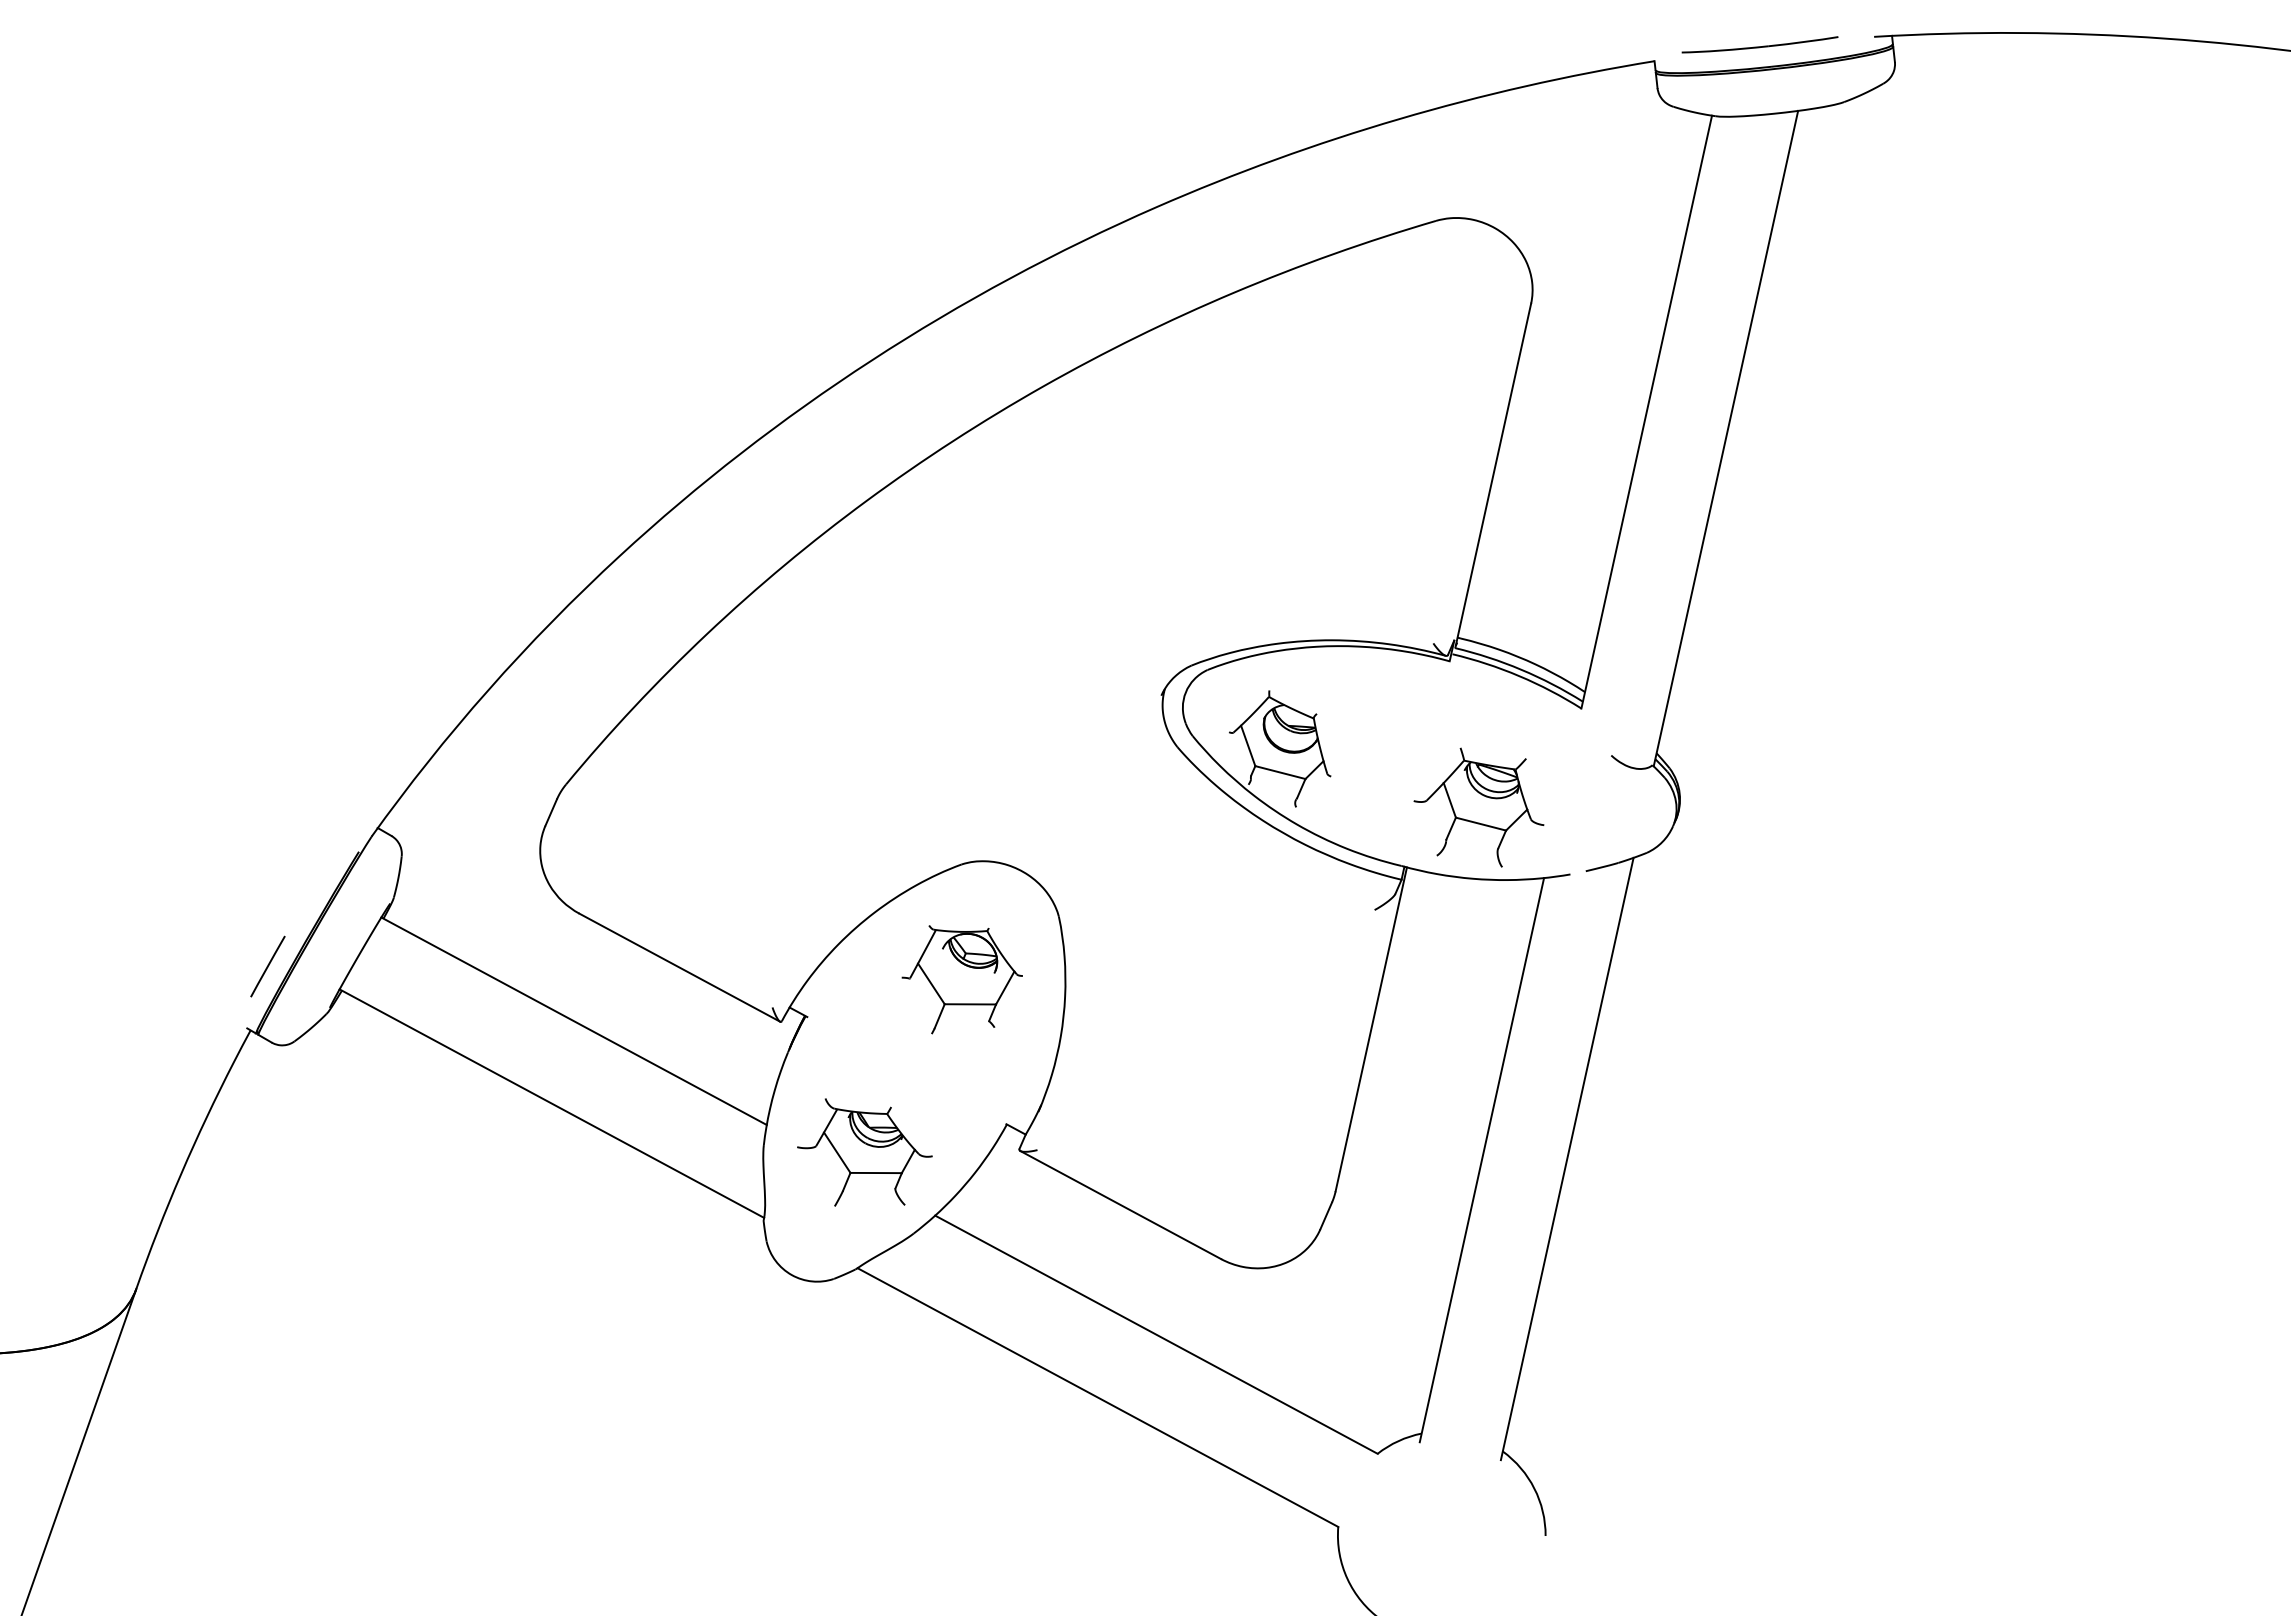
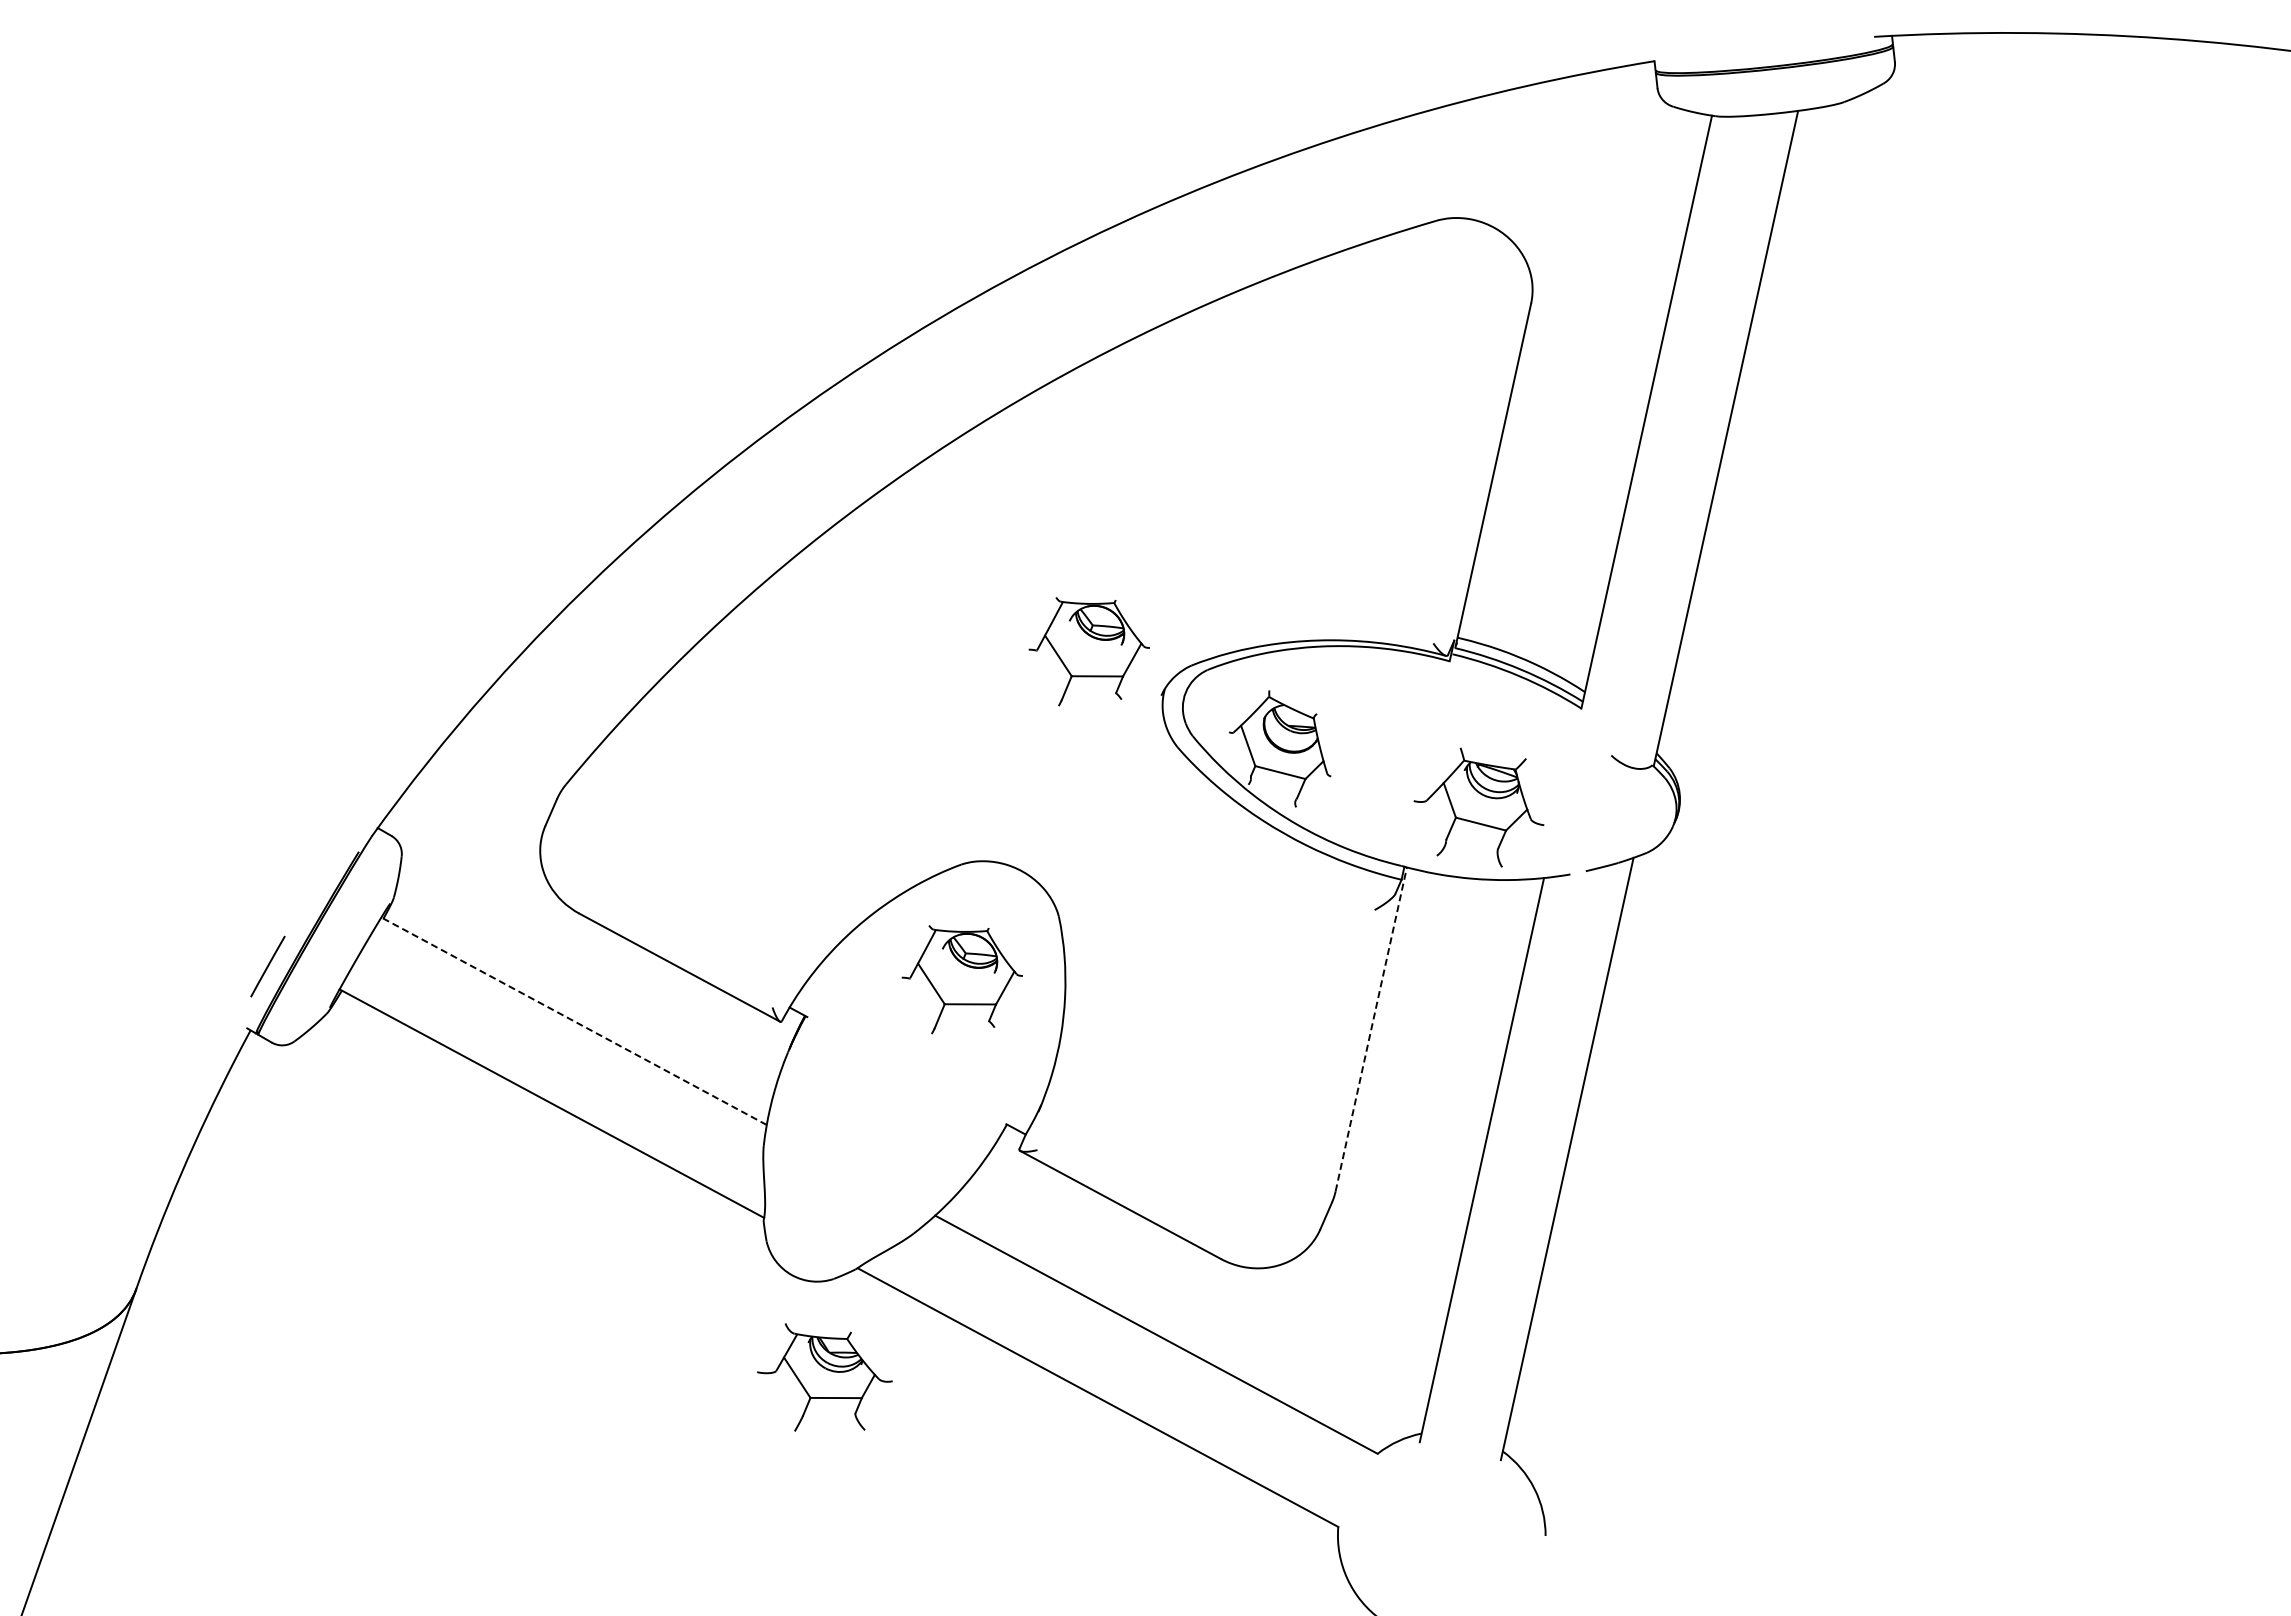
part: present -> none (1759, 44)
part: none -> present (1088, 651)
line: solid -> dashed (574, 1021)
line: solid -> dashed (1371, 1029)
part position: (864, 1152) -> (824, 1377) (824, 1377)
